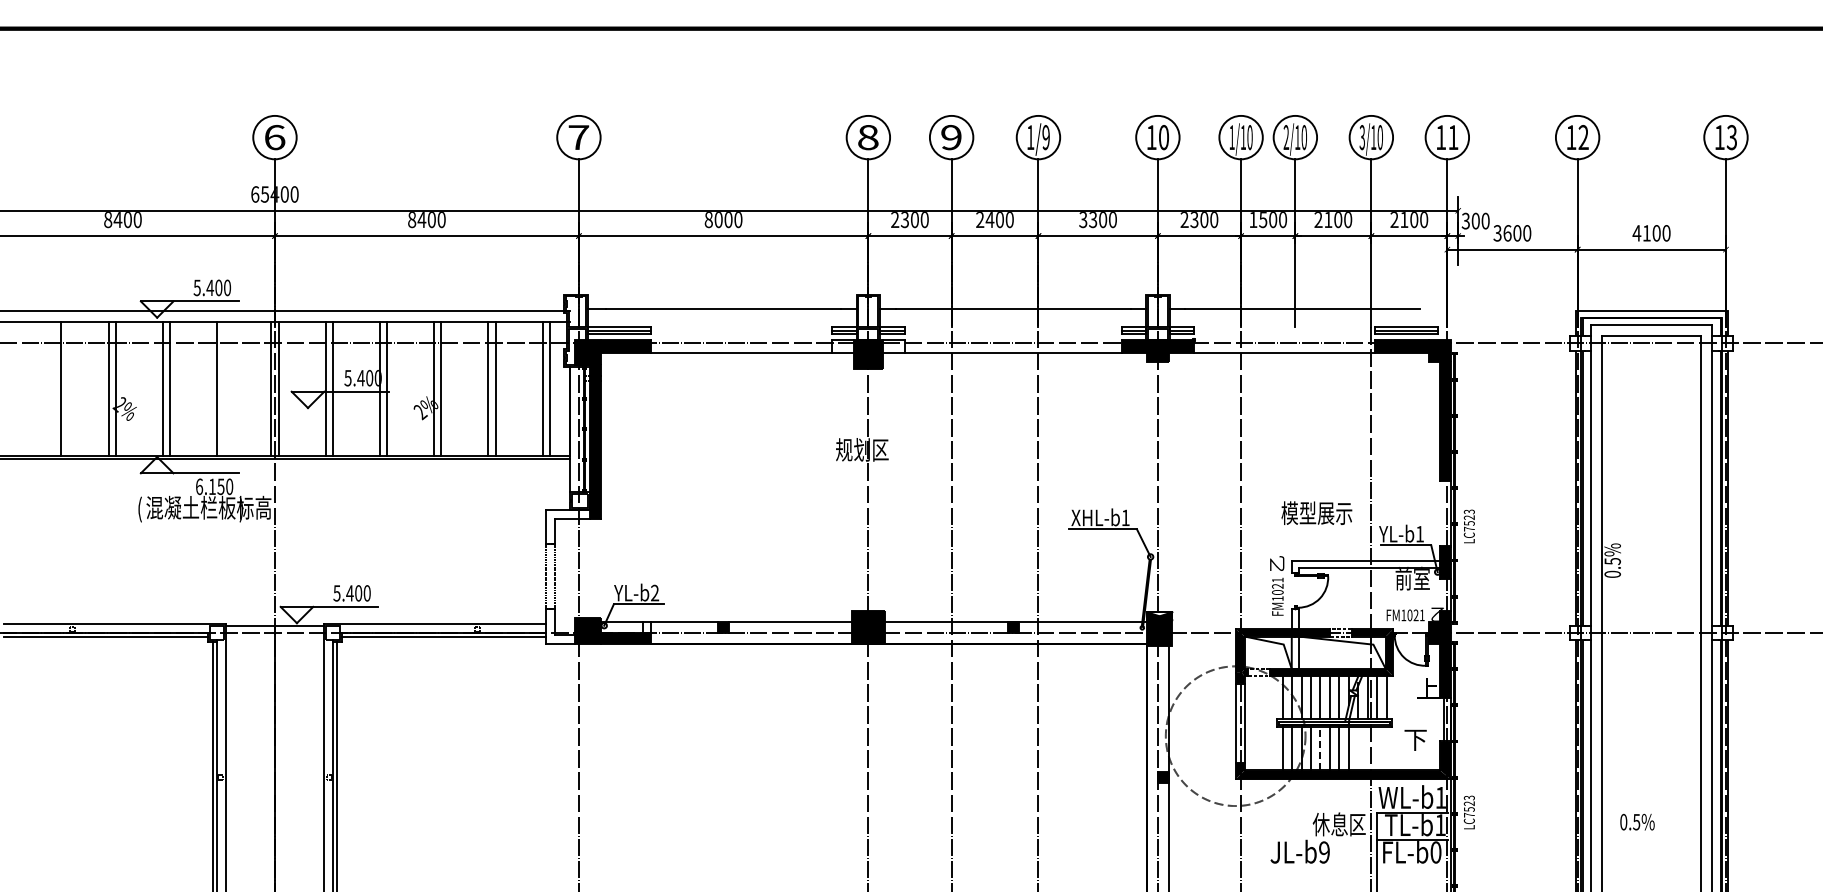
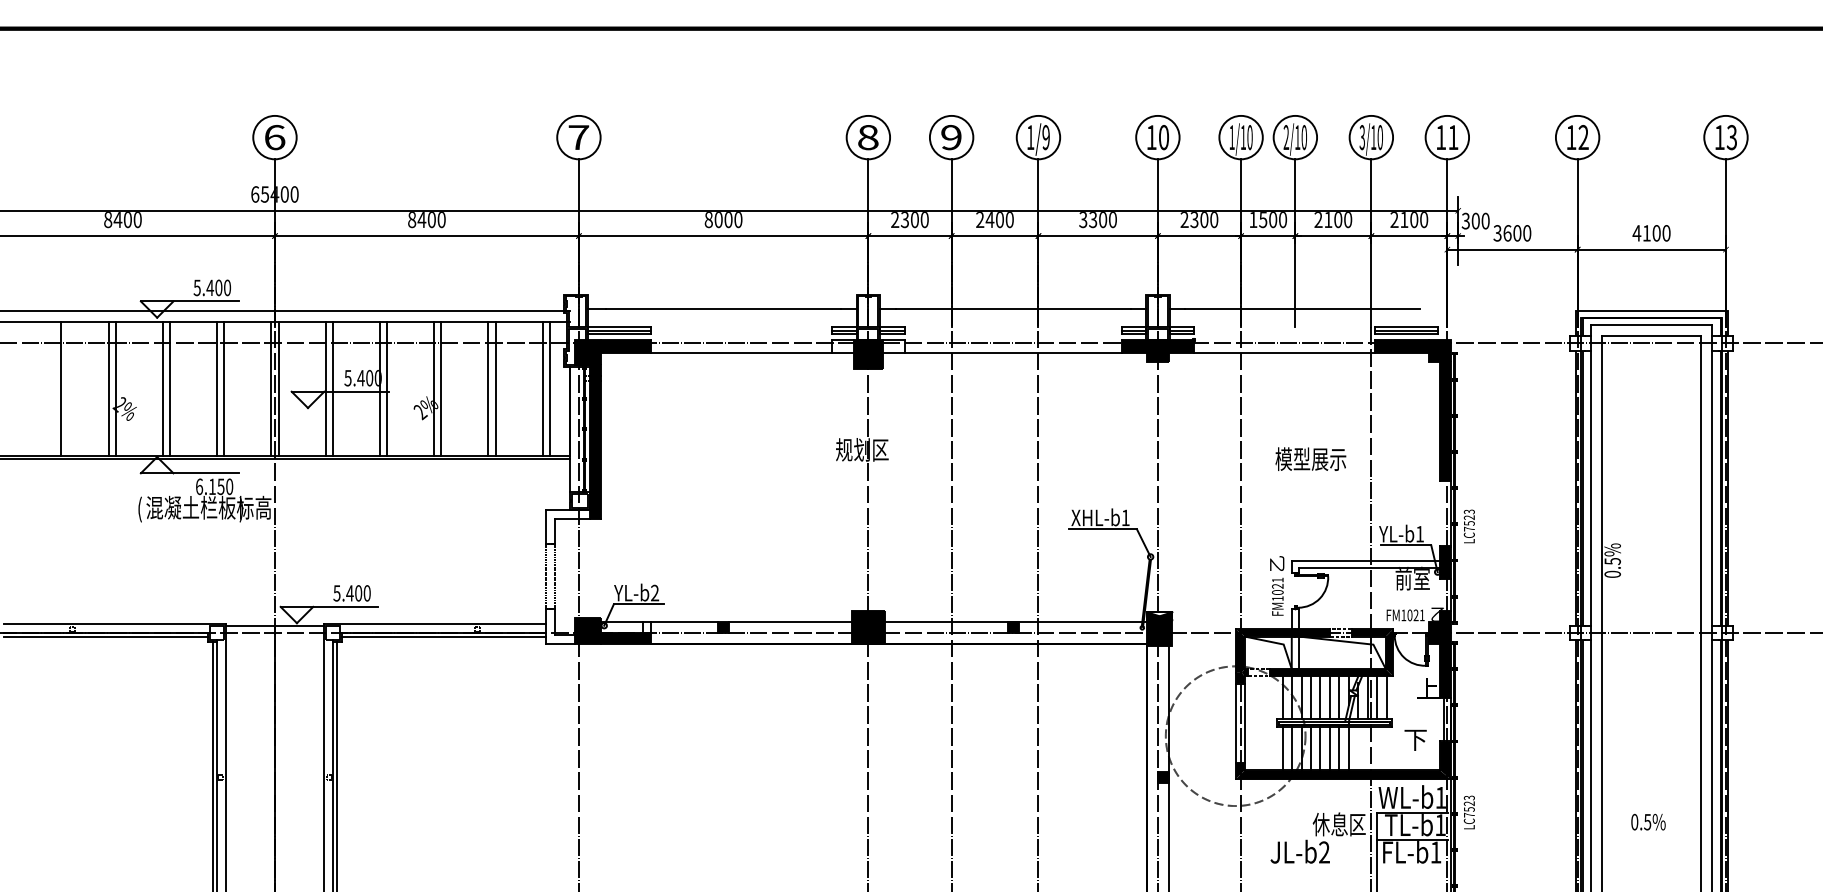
line: none -> present (224, 388)
text position: (1316, 512) -> (1310, 458) (1310, 458)
line: dashed -> solid (1320, 748)
text position: (1637, 821) -> (1648, 821) (1648, 821)
text: JL-b9 -> JL-b2 (1324, 852)
text: FL-b0 -> FL-b1 (1435, 852)
